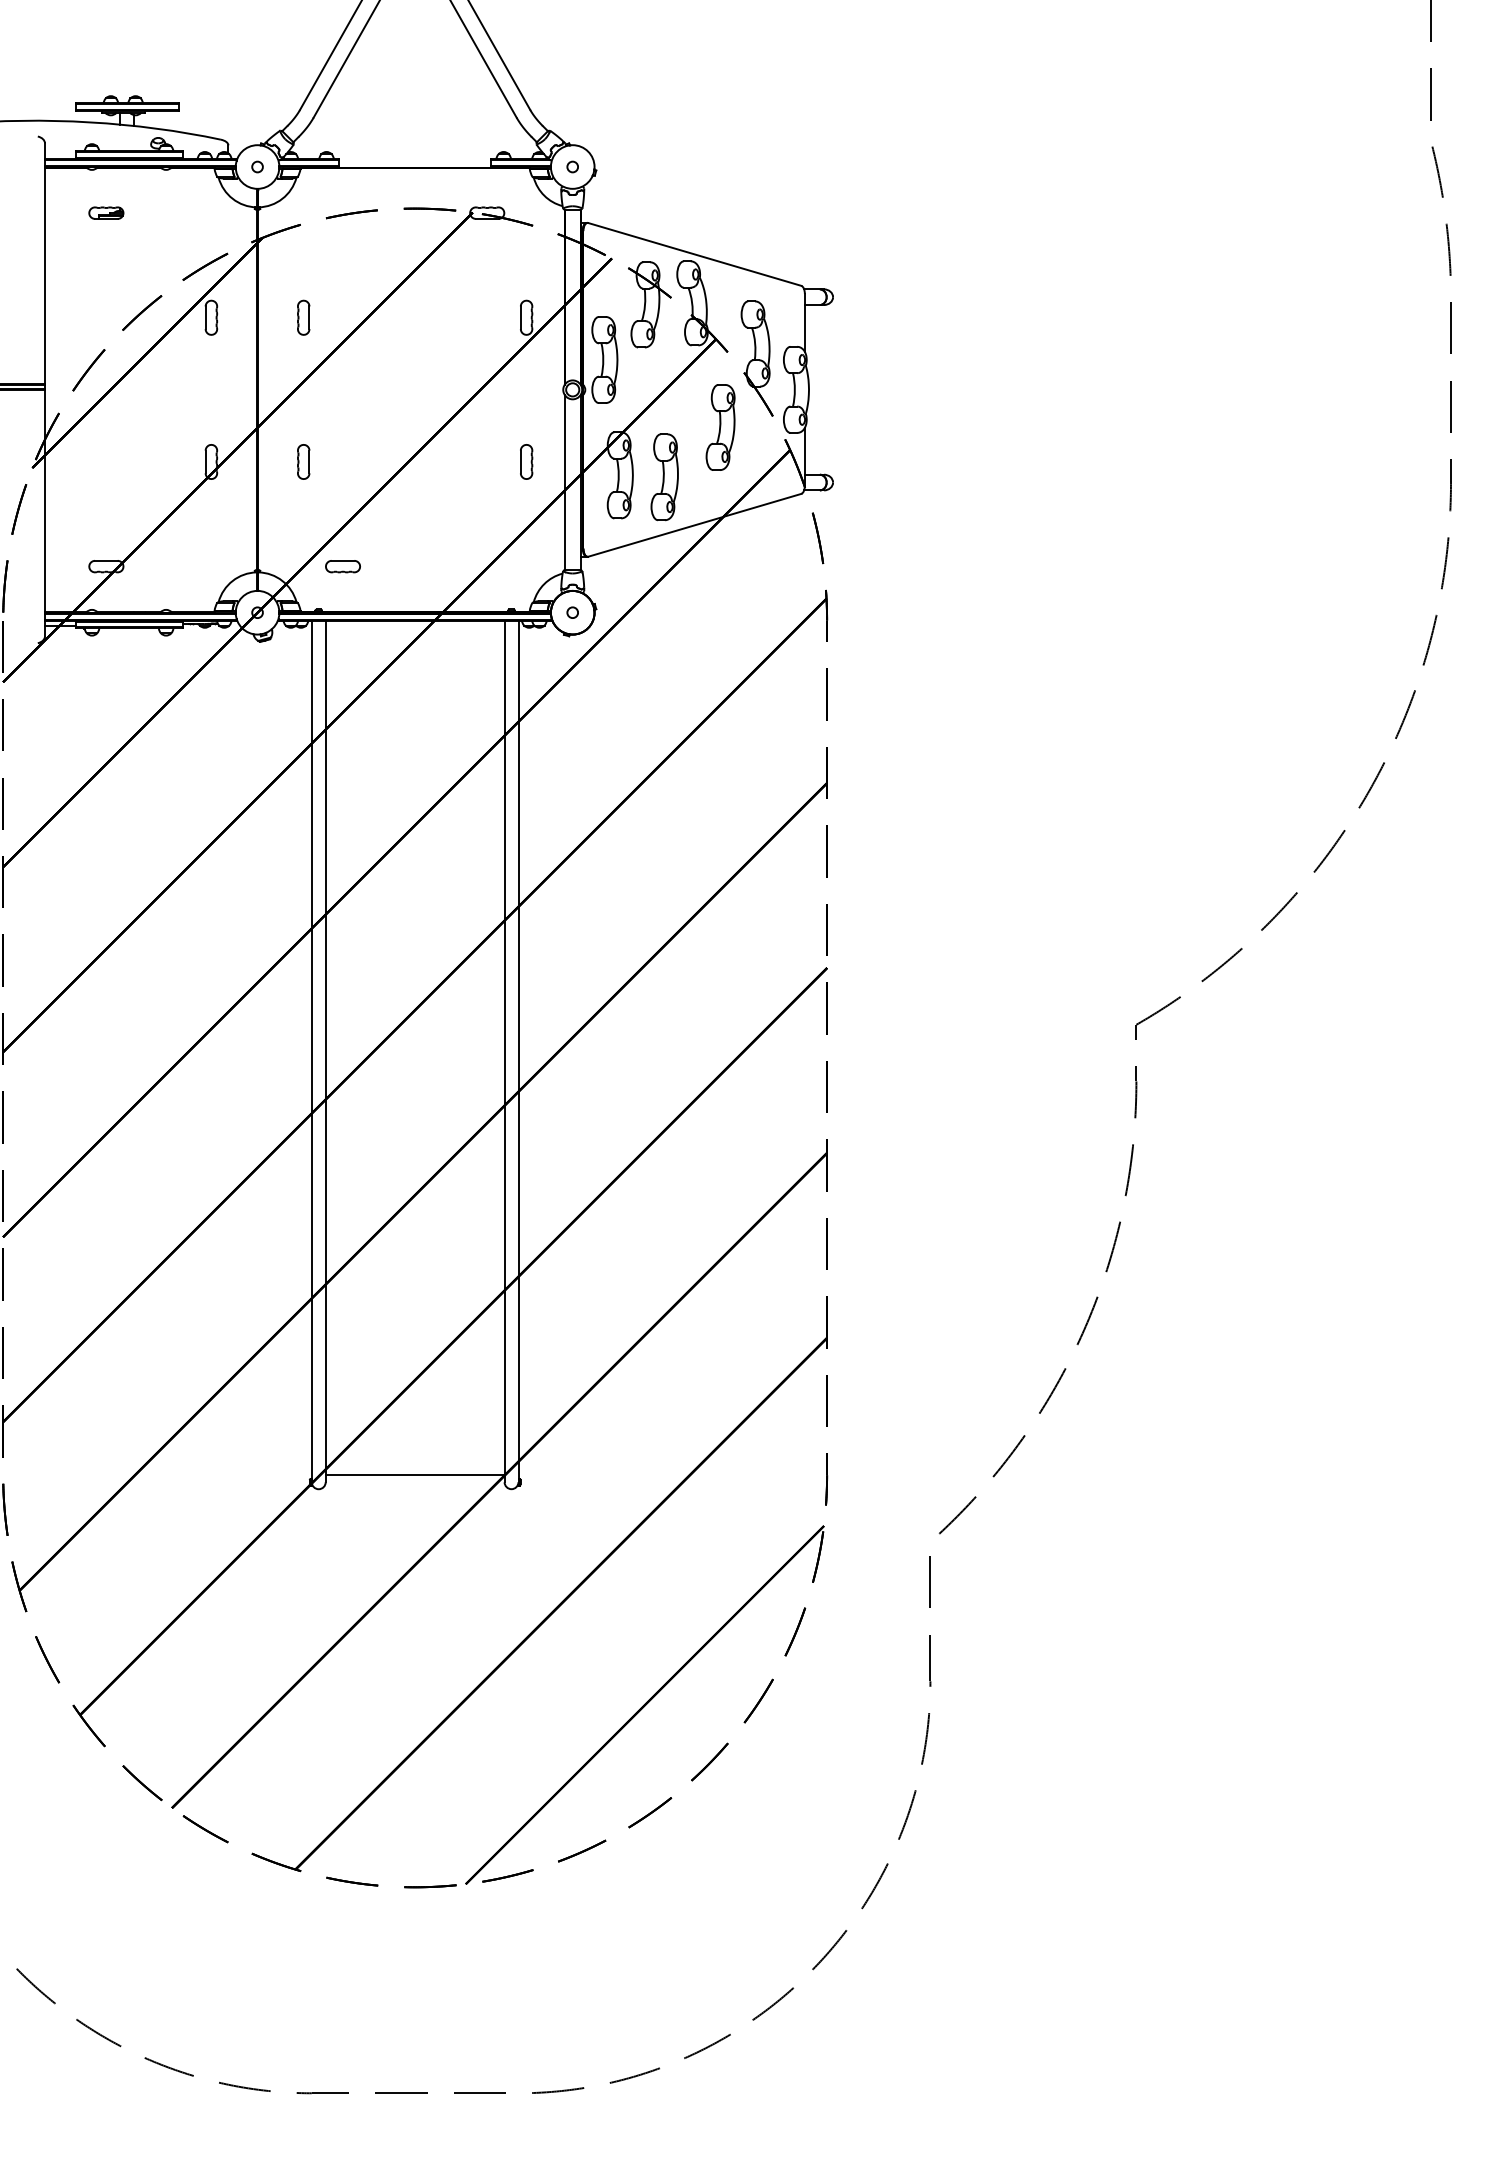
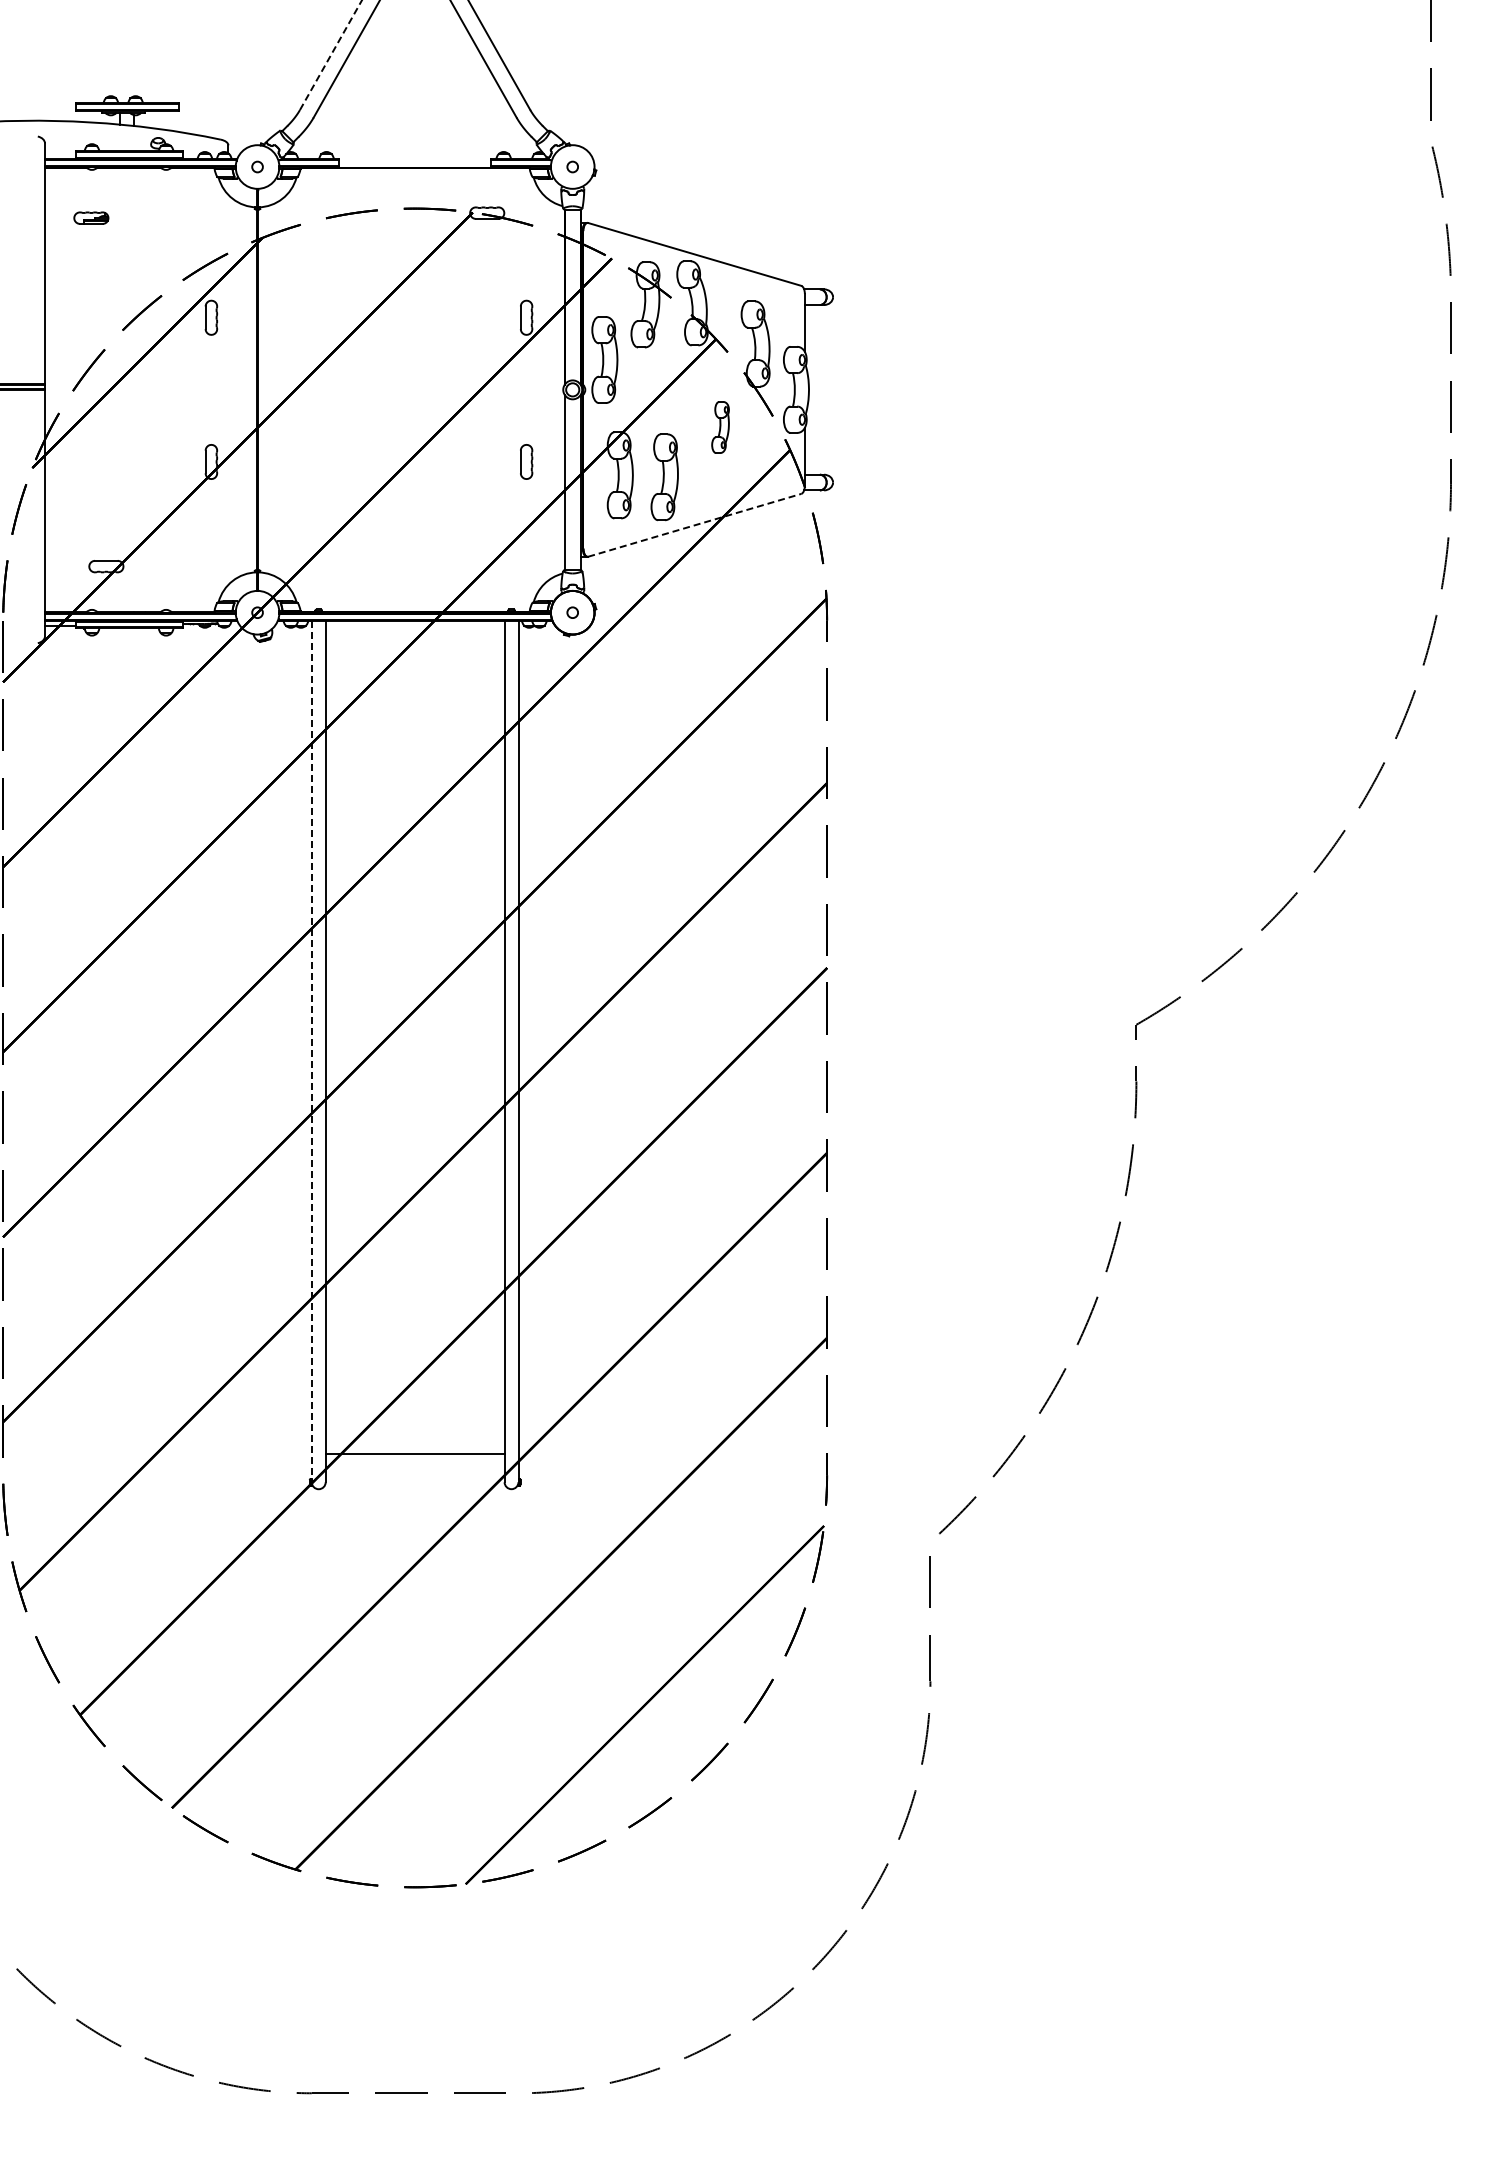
line: solid -> dashed (330, 55)
part position: (106, 212) -> (91, 217) (91, 217)
part: present -> none (303, 317)
part size: 31x87 px -> 19x53 px (720, 427)
part: present -> none (303, 461)
line: solid -> dashed (695, 525)
part: present -> none (342, 566)
line: solid -> dashed (311, 1053)
line position: (414, 1475) -> (414, 1454) (414, 1454)
